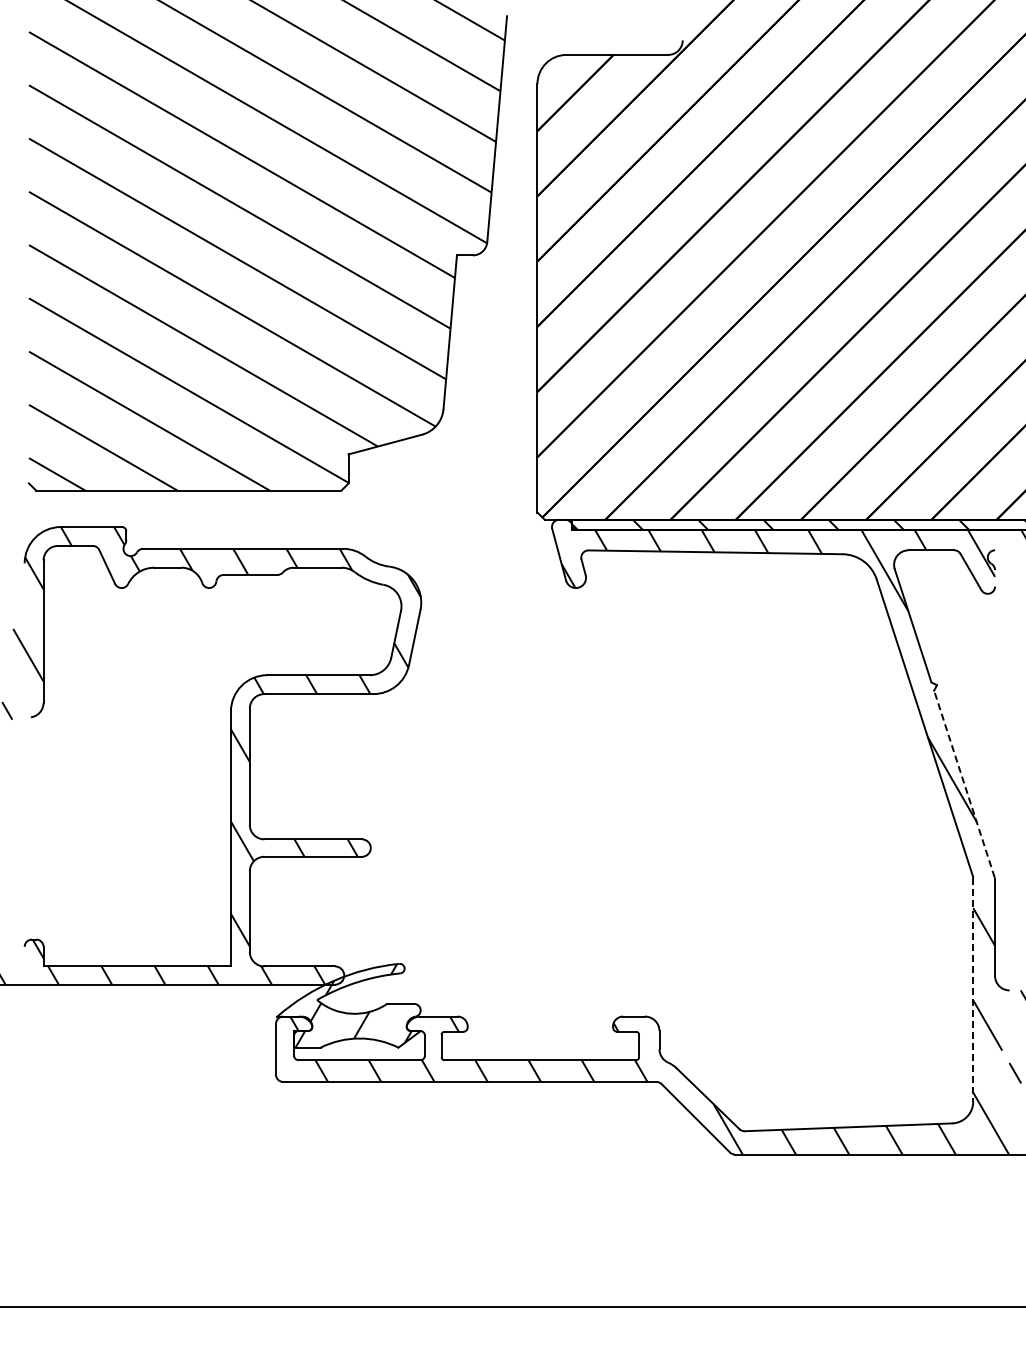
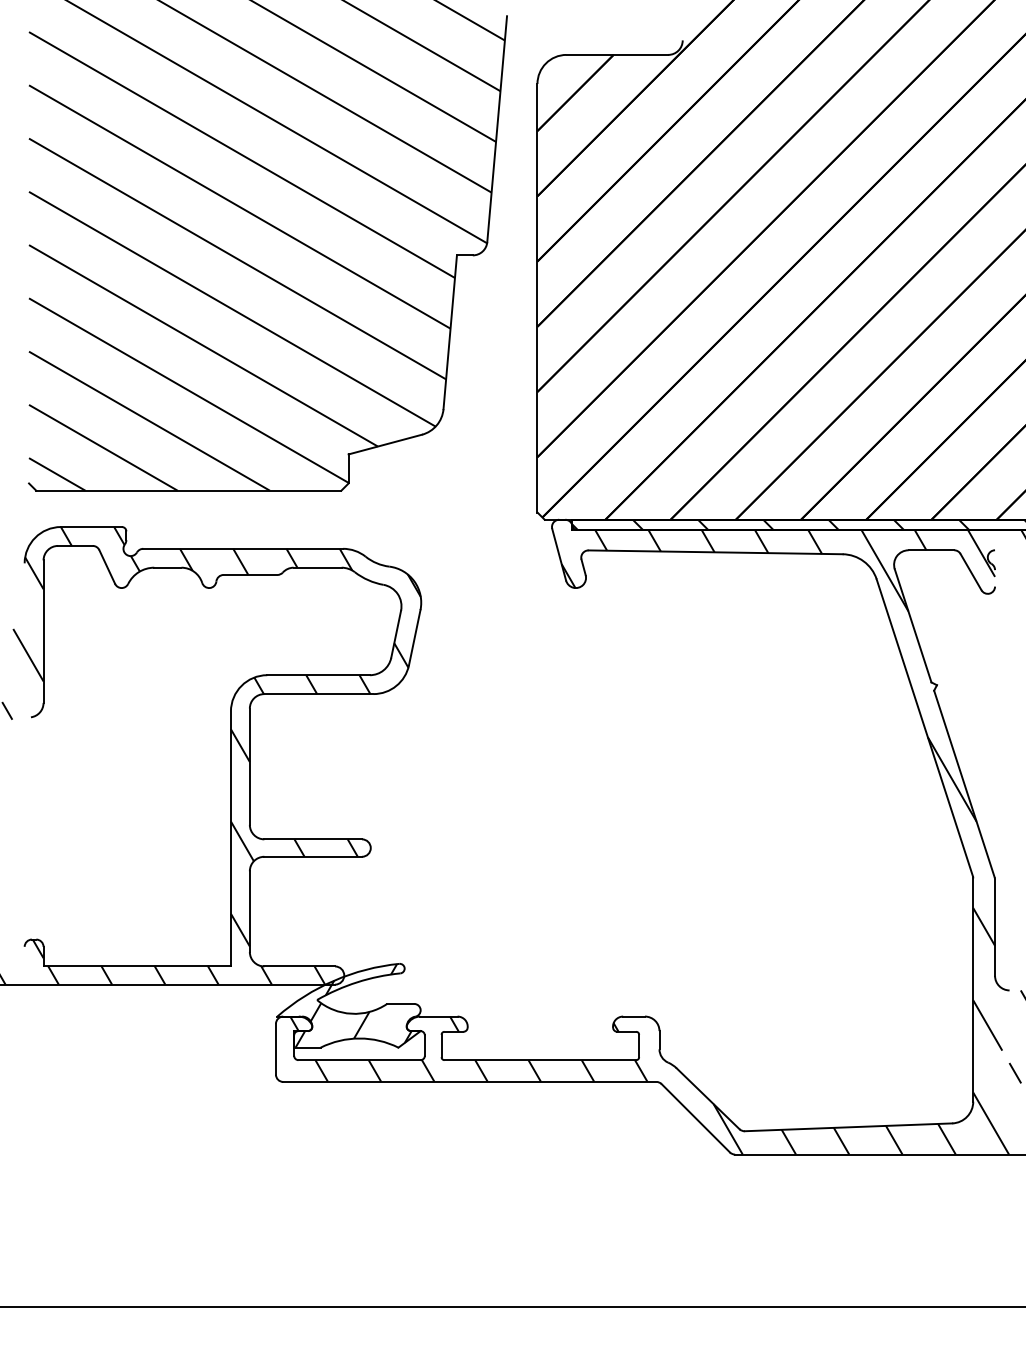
line: dashed -> solid (964, 783)
line: dashed -> solid (973, 990)
